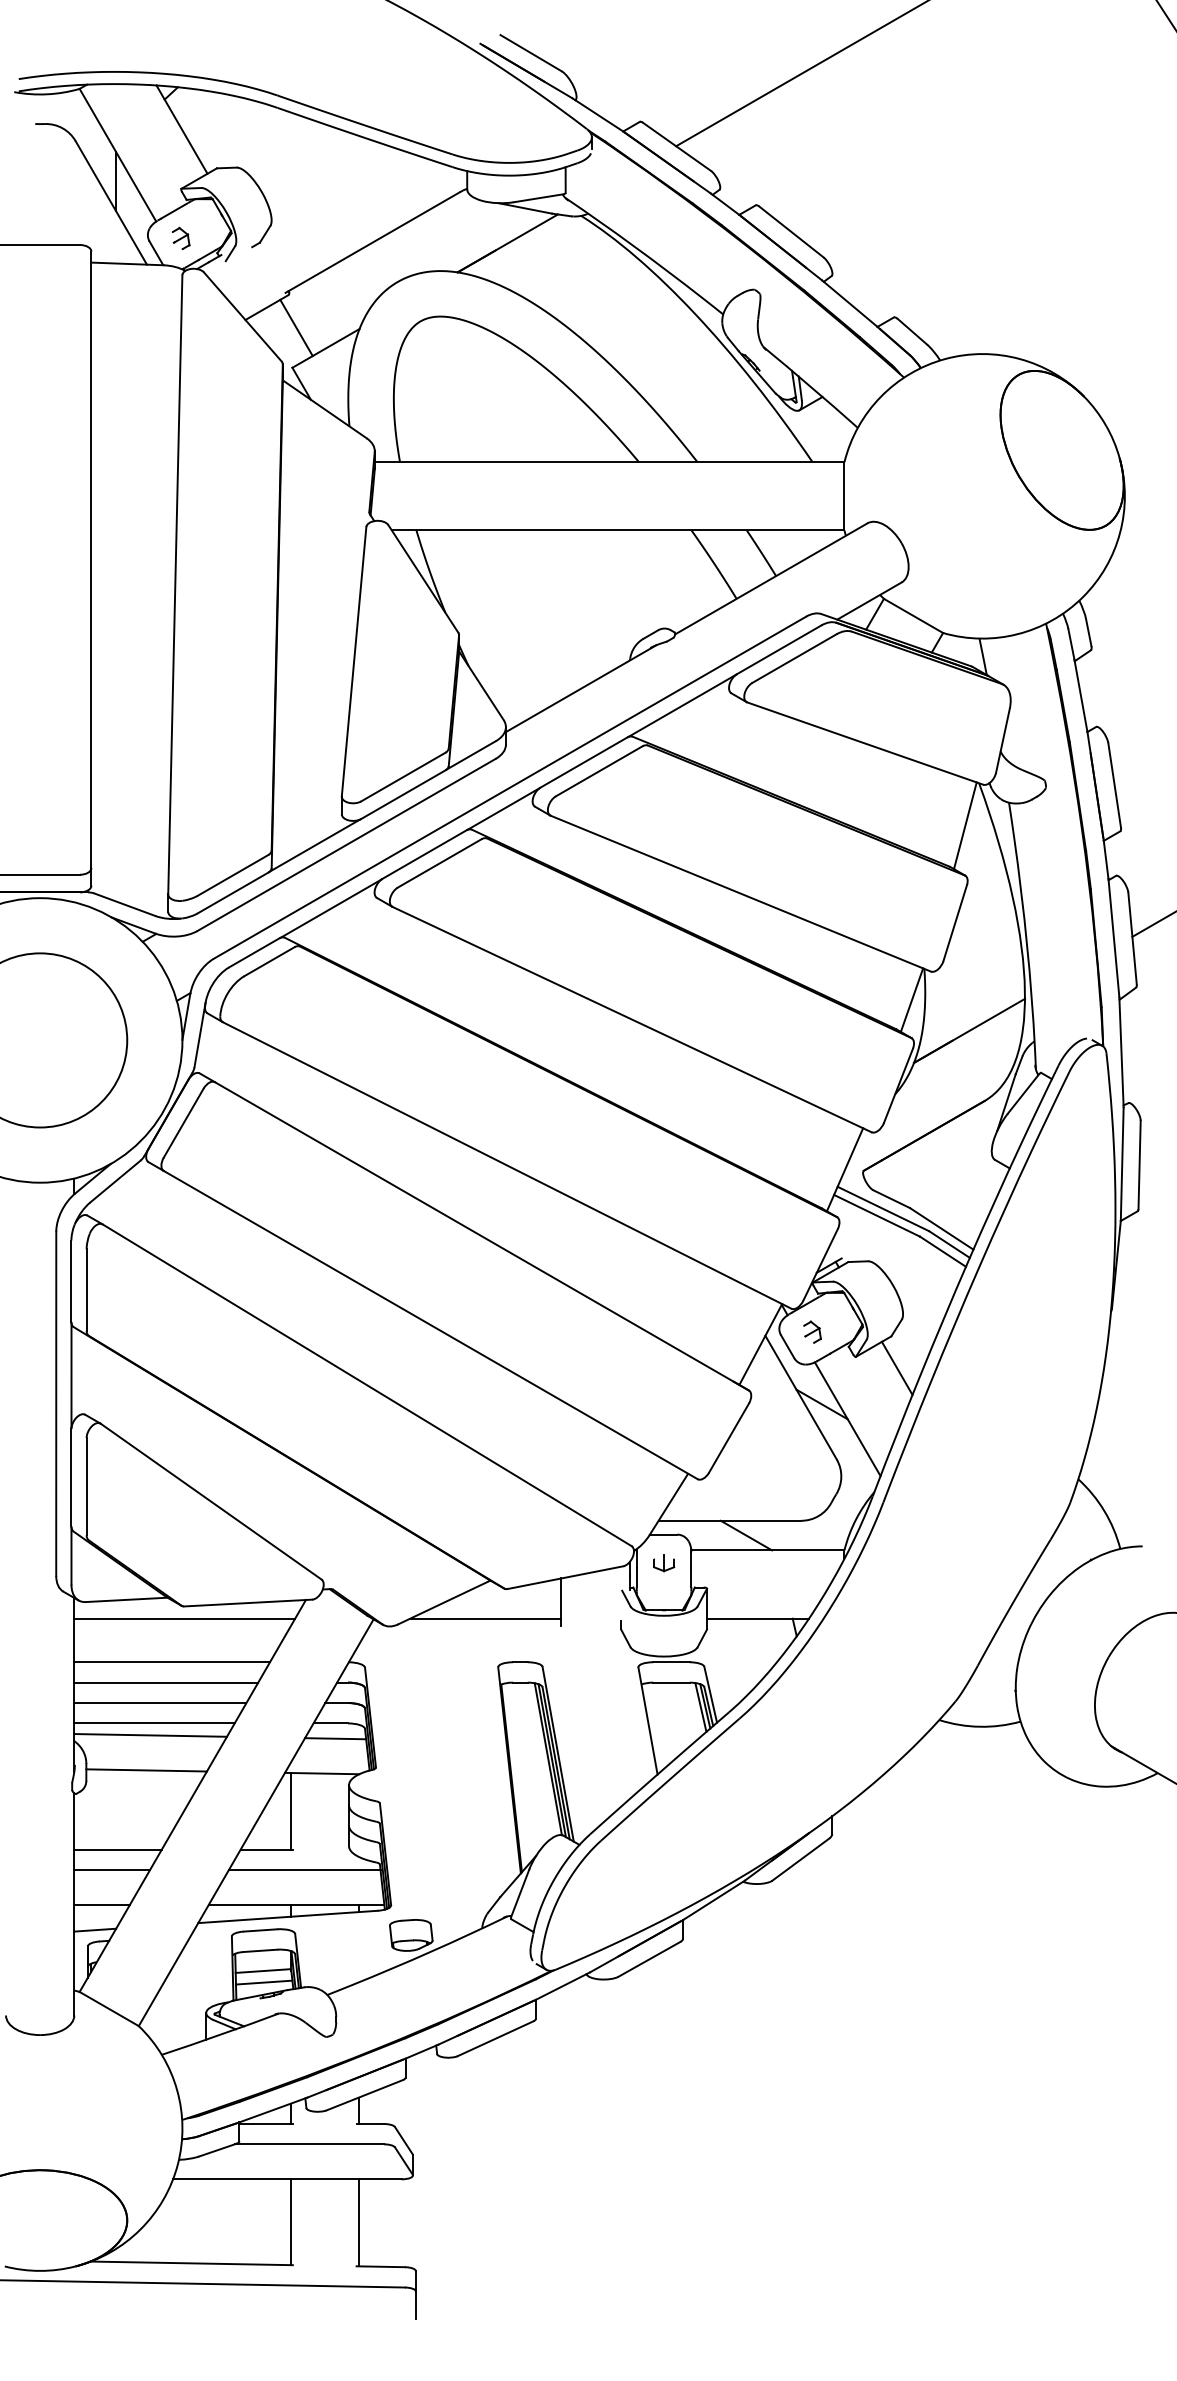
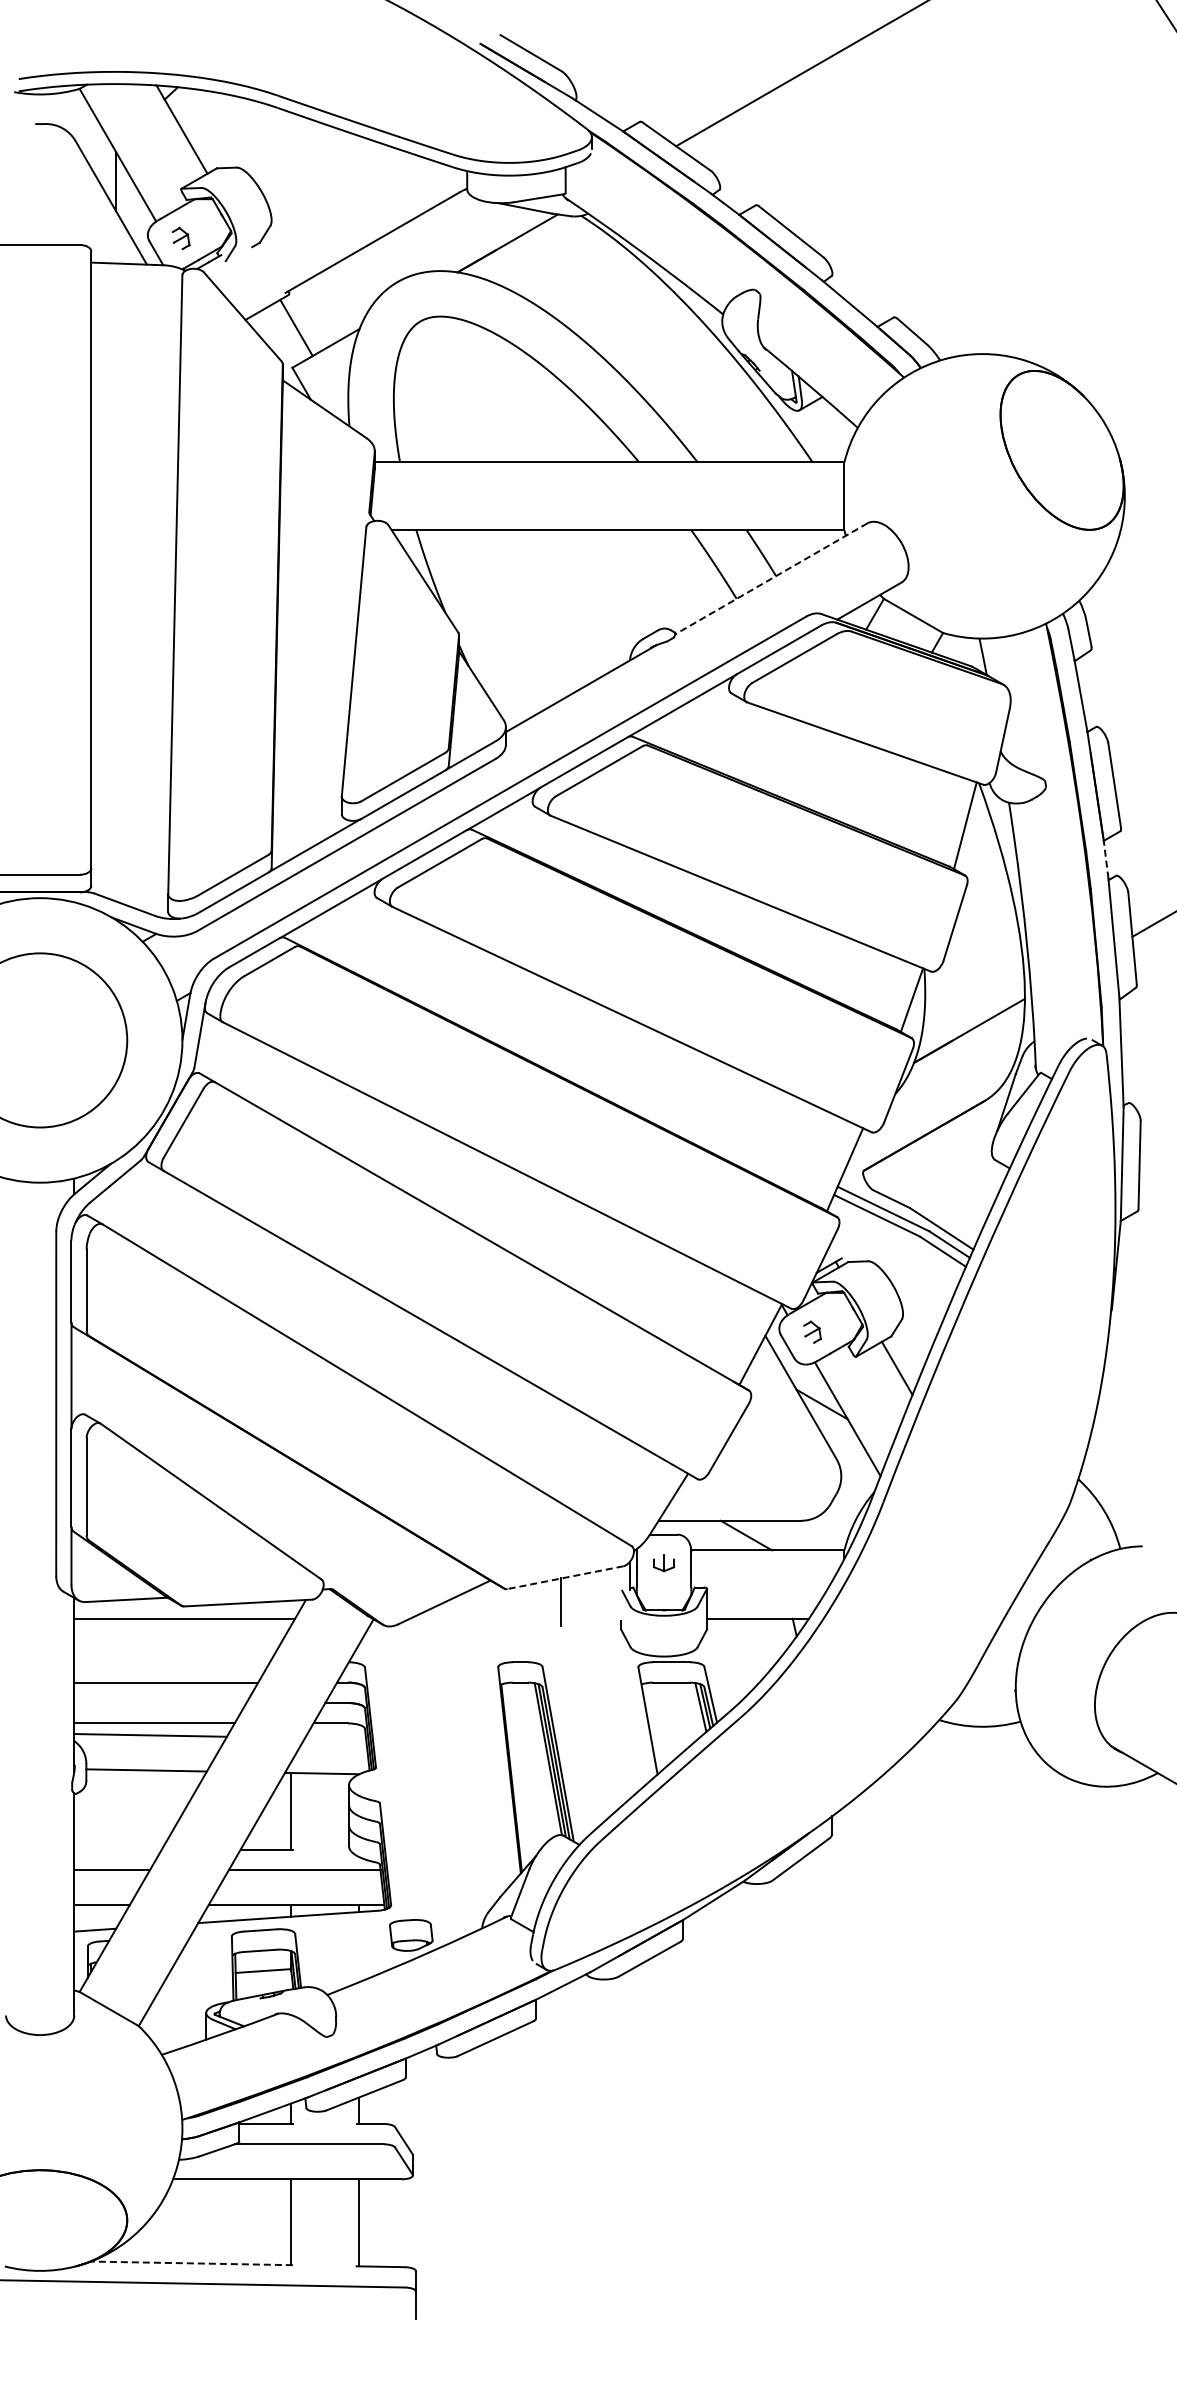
line: solid -> dashed (770, 579)
line: solid -> dashed (1106, 859)
line: solid -> dashed (565, 1577)
line: present -> none (485, 1618)
line: present -> none (172, 1662)
line: present -> none (160, 1703)
line: present -> none (335, 1738)
line: present -> none (117, 1849)
line: present -> none (264, 1982)
line: solid -> dashed (191, 2263)
